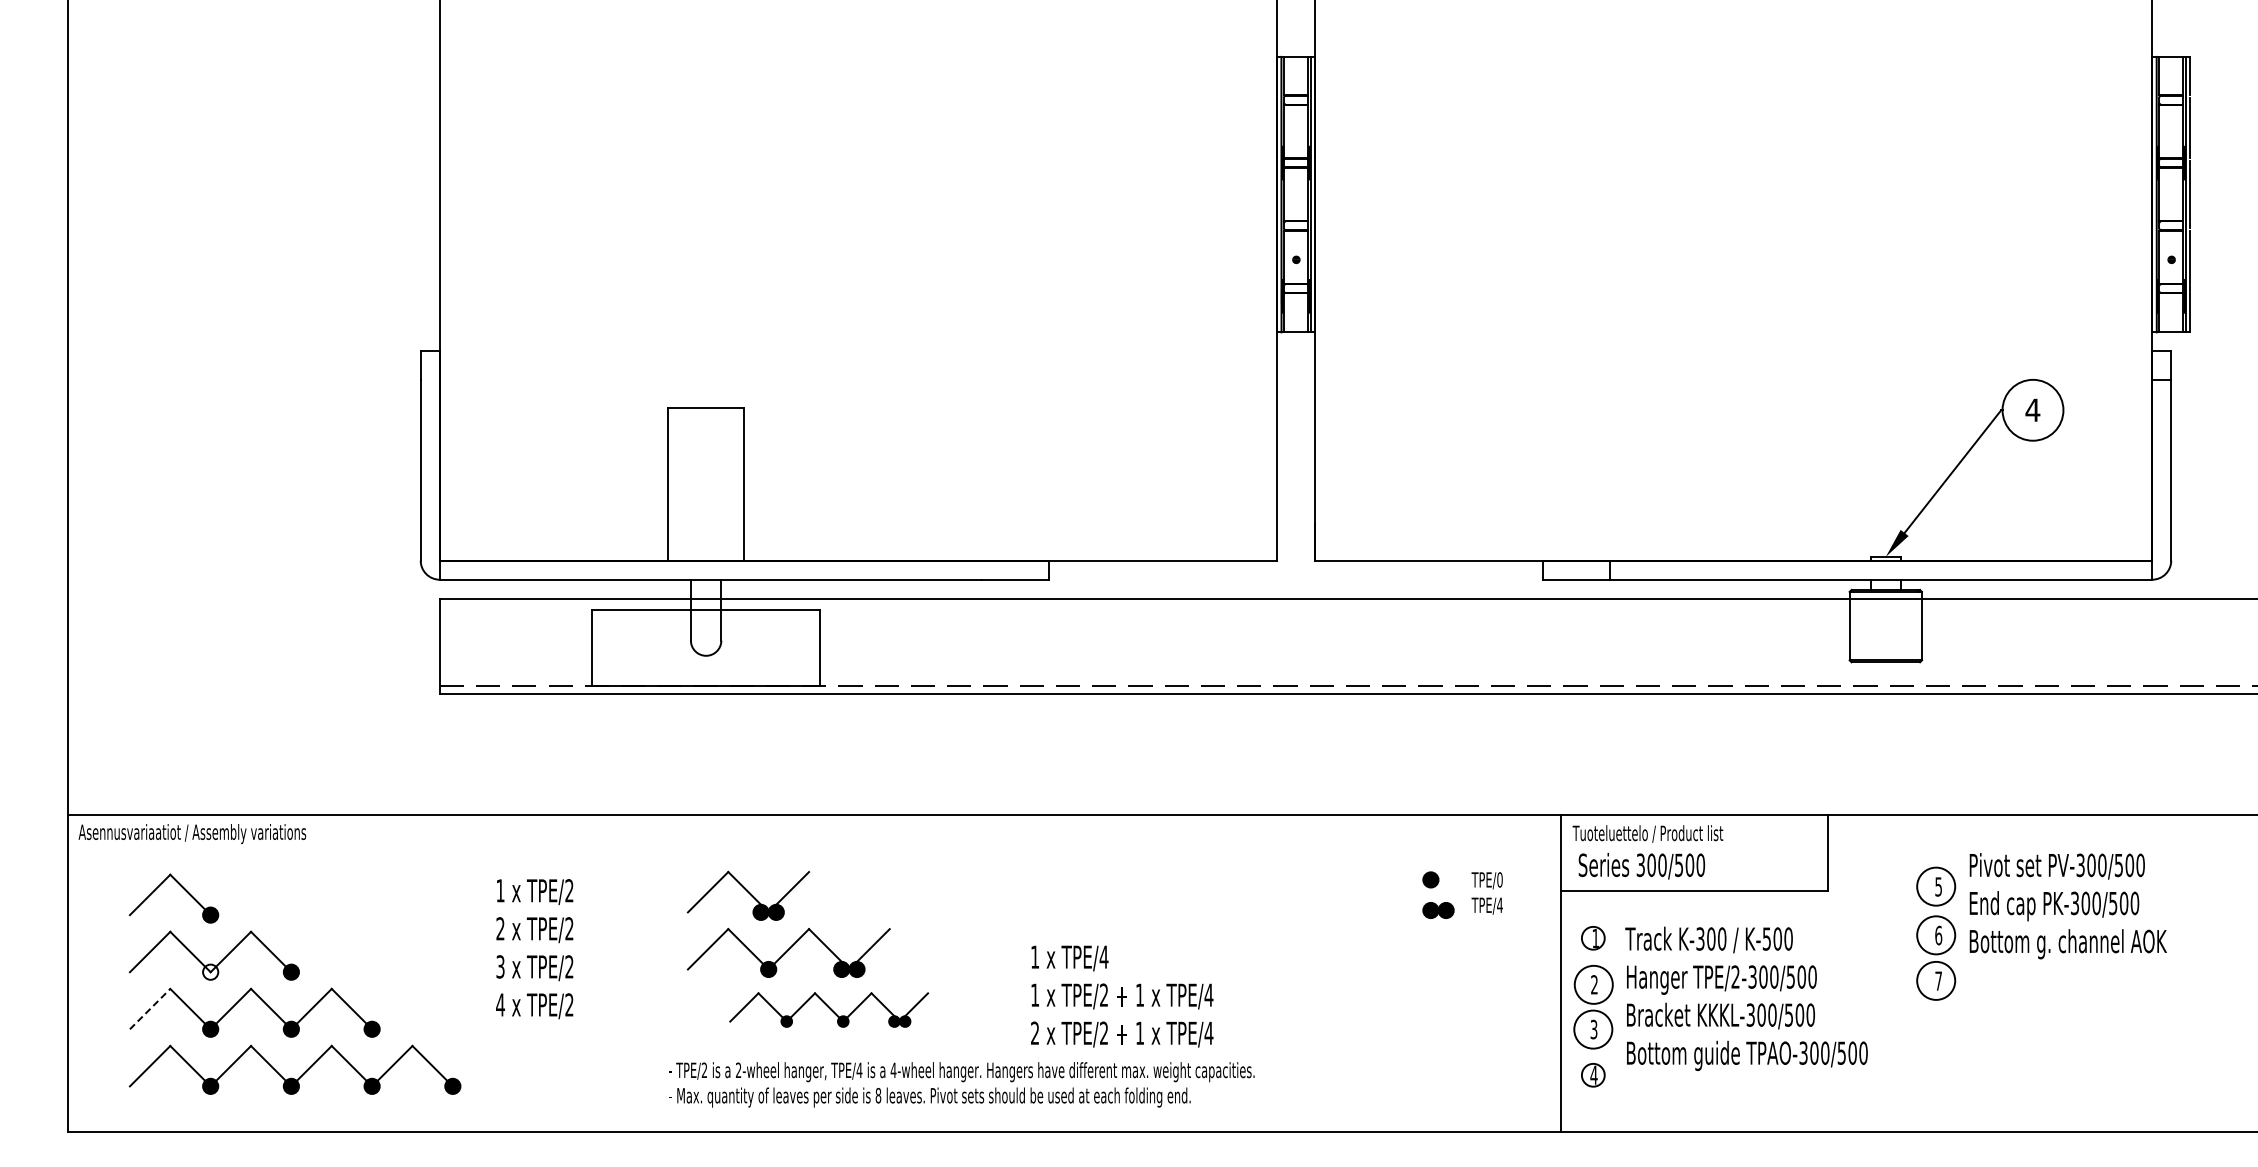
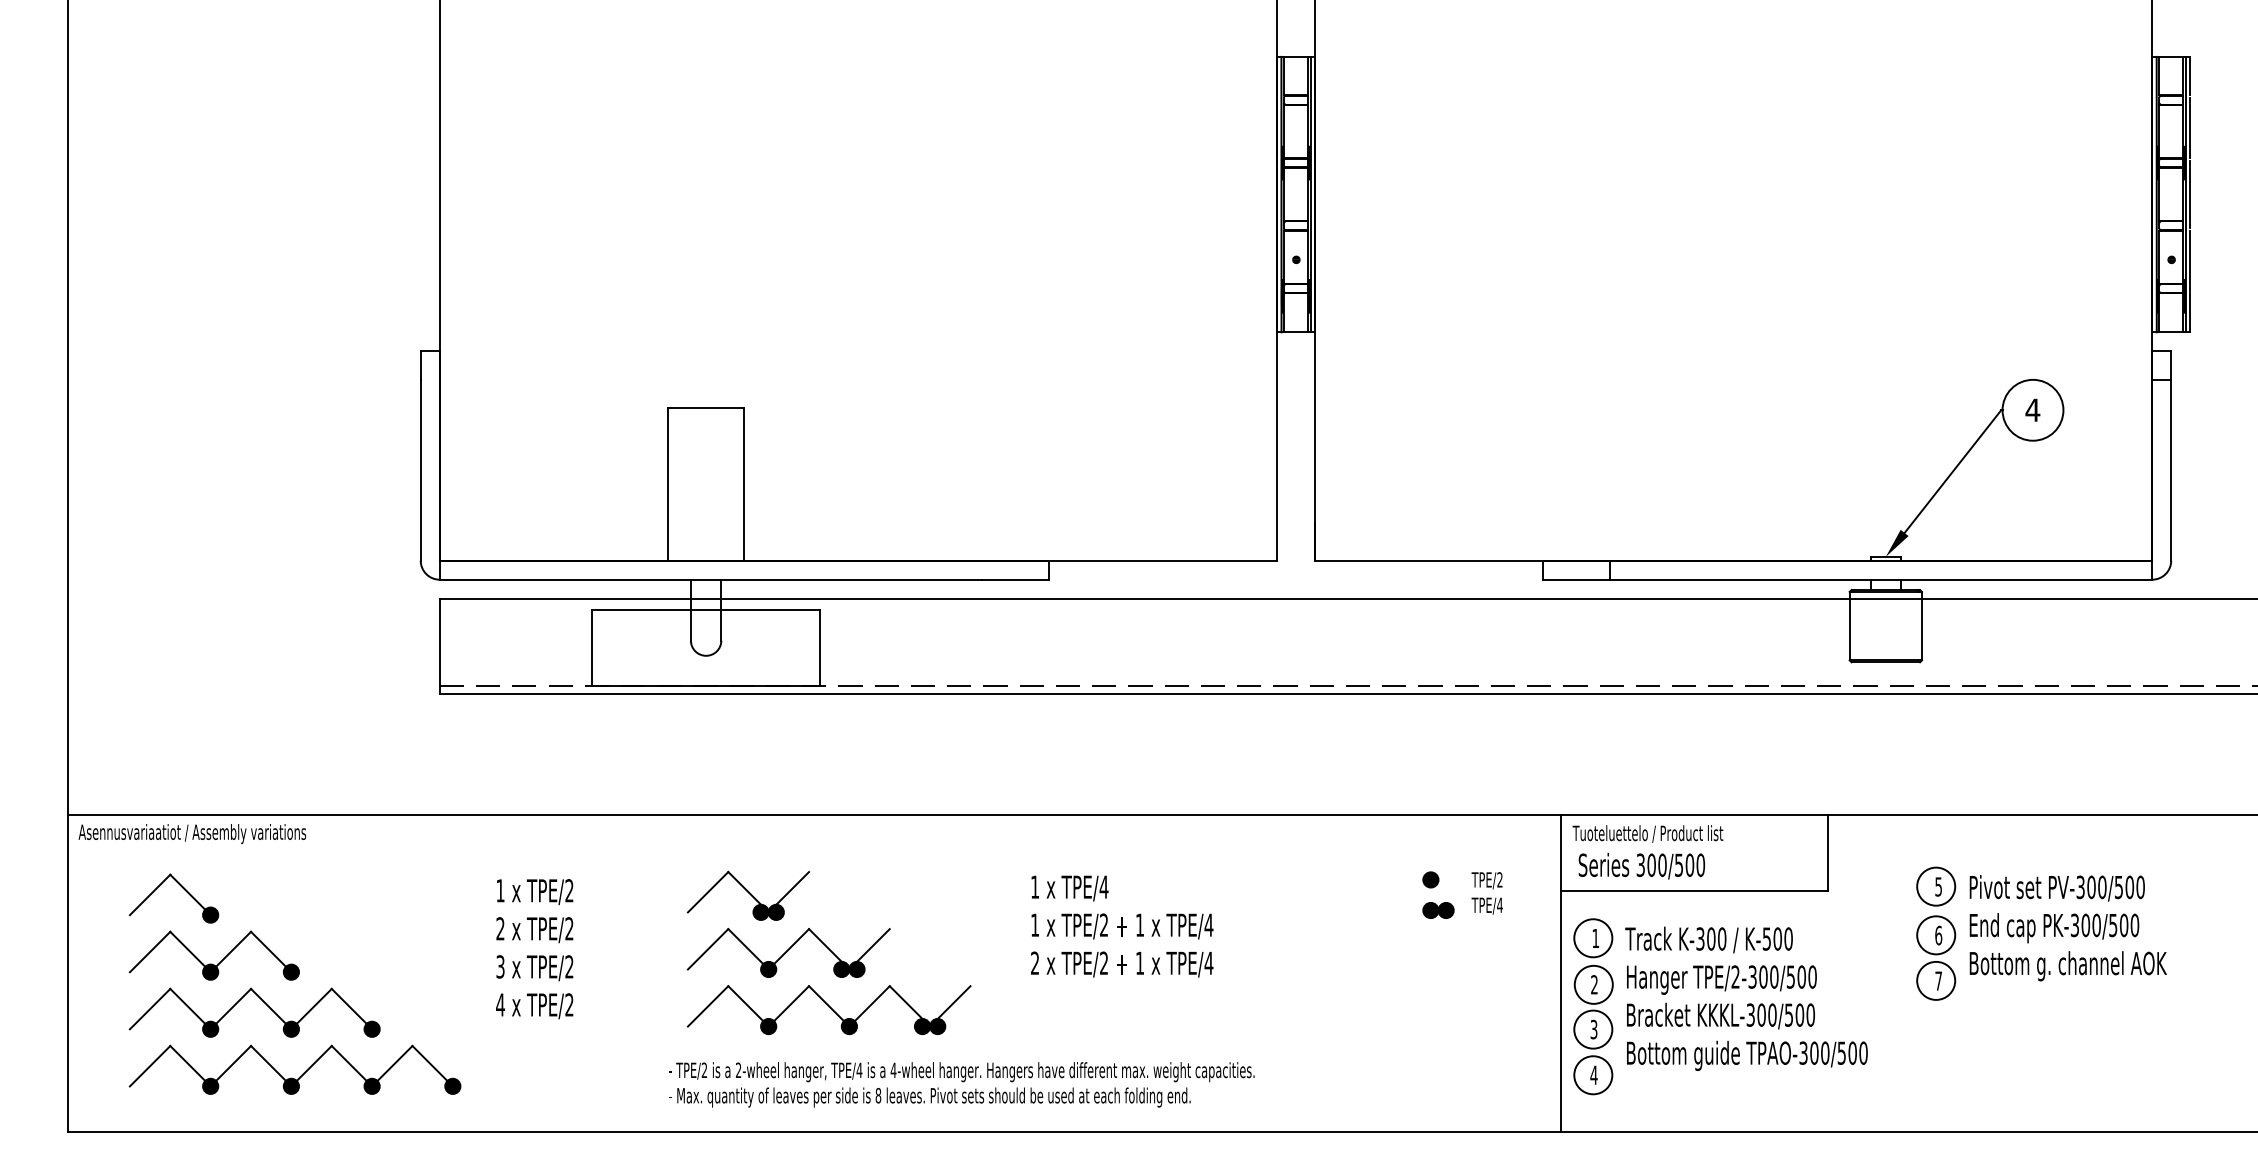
text: TPE/0 -> TPE/2 (1499, 879)
text position: (2067, 906) -> (2067, 928) (2067, 928)
circle diameter: 23 px -> 38 px (1593, 938)
fill: none -> present (210, 971)
text position: (1122, 996) -> (1122, 926) (1122, 926)
line: dashed -> solid (150, 1009)
part size: 201x36 px -> 286x50 px (828, 1009)
circle diameter: 23 px -> 38 px (1593, 1075)
